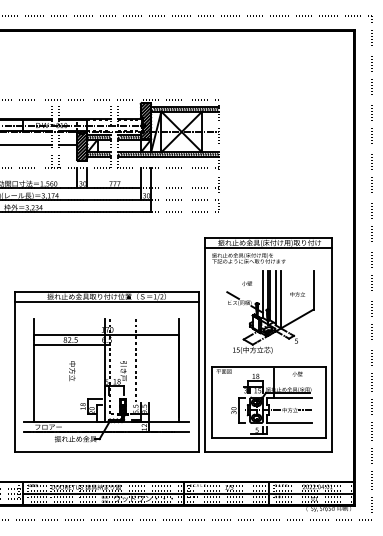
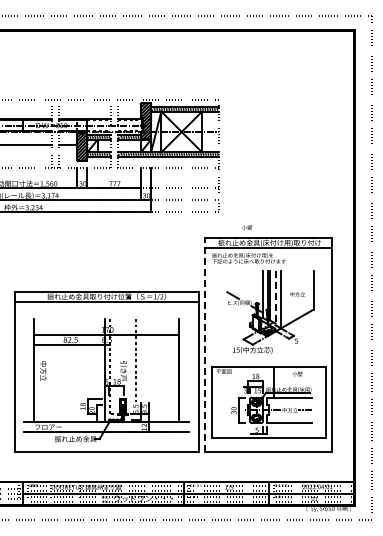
text position: (246, 283) -> (246, 227) (246, 227)
line: solid -> dashed (275, 298)
line: solid -> dashed (205, 344)
text position: (72, 371) -> (43, 371) (43, 371)
